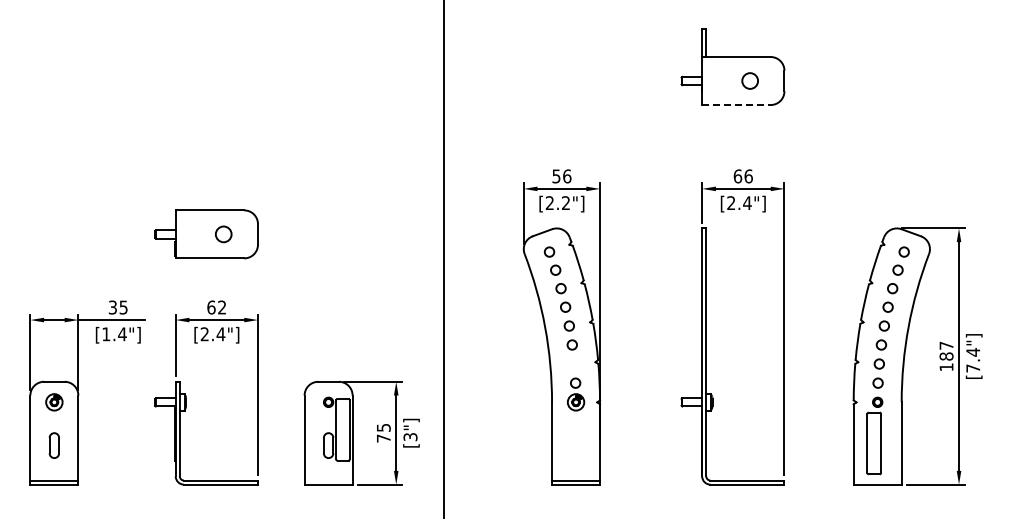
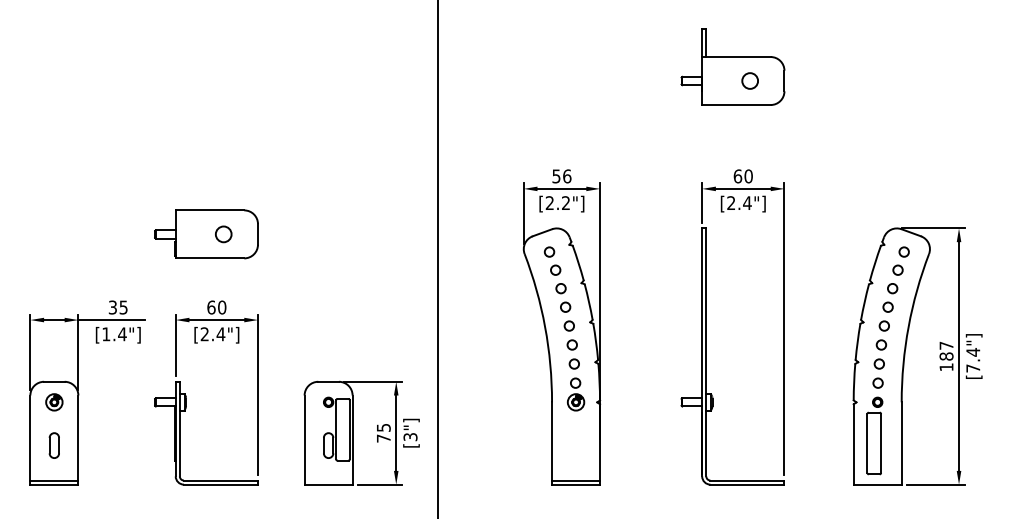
line: dashed -> solid (736, 105)
text: 66 -> 60 (748, 176)
line position: (444, 258) -> (438, 258) (438, 258)
text: 62 -> 60 (222, 307)
circle: none -> present (573, 363)
